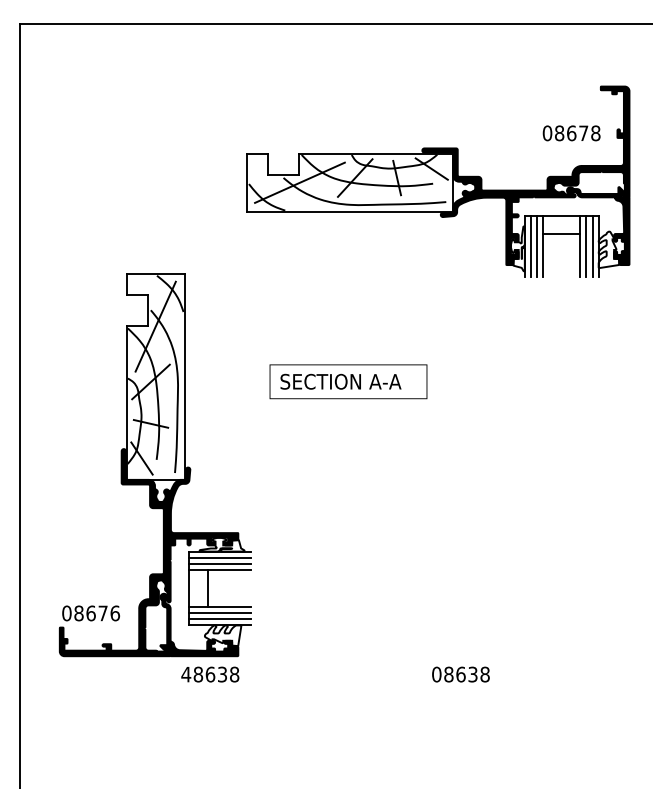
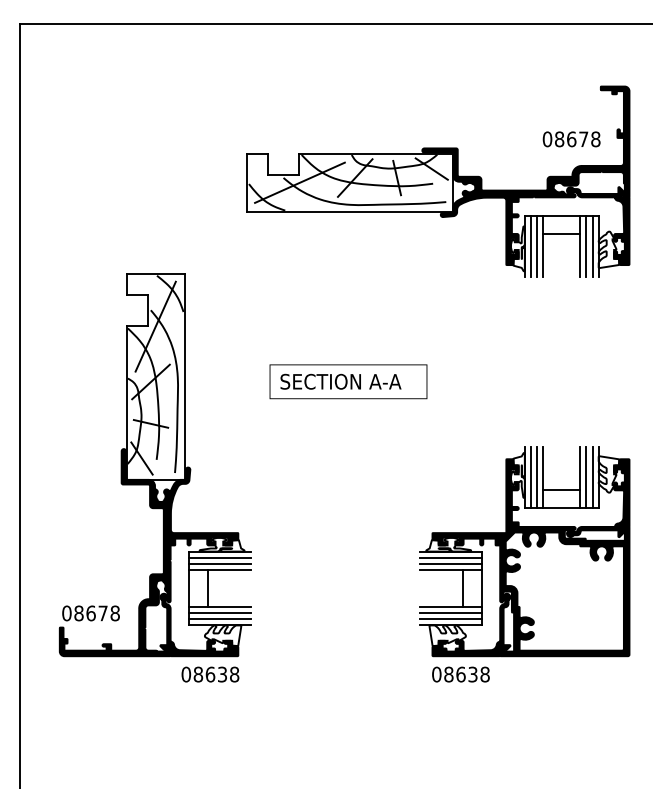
text position: (571, 133) -> (571, 139) (571, 139)
part: none -> present (524, 551)
text: 08676 -> 08678 (115, 613)
text: 48638 -> 08638 (186, 674)
